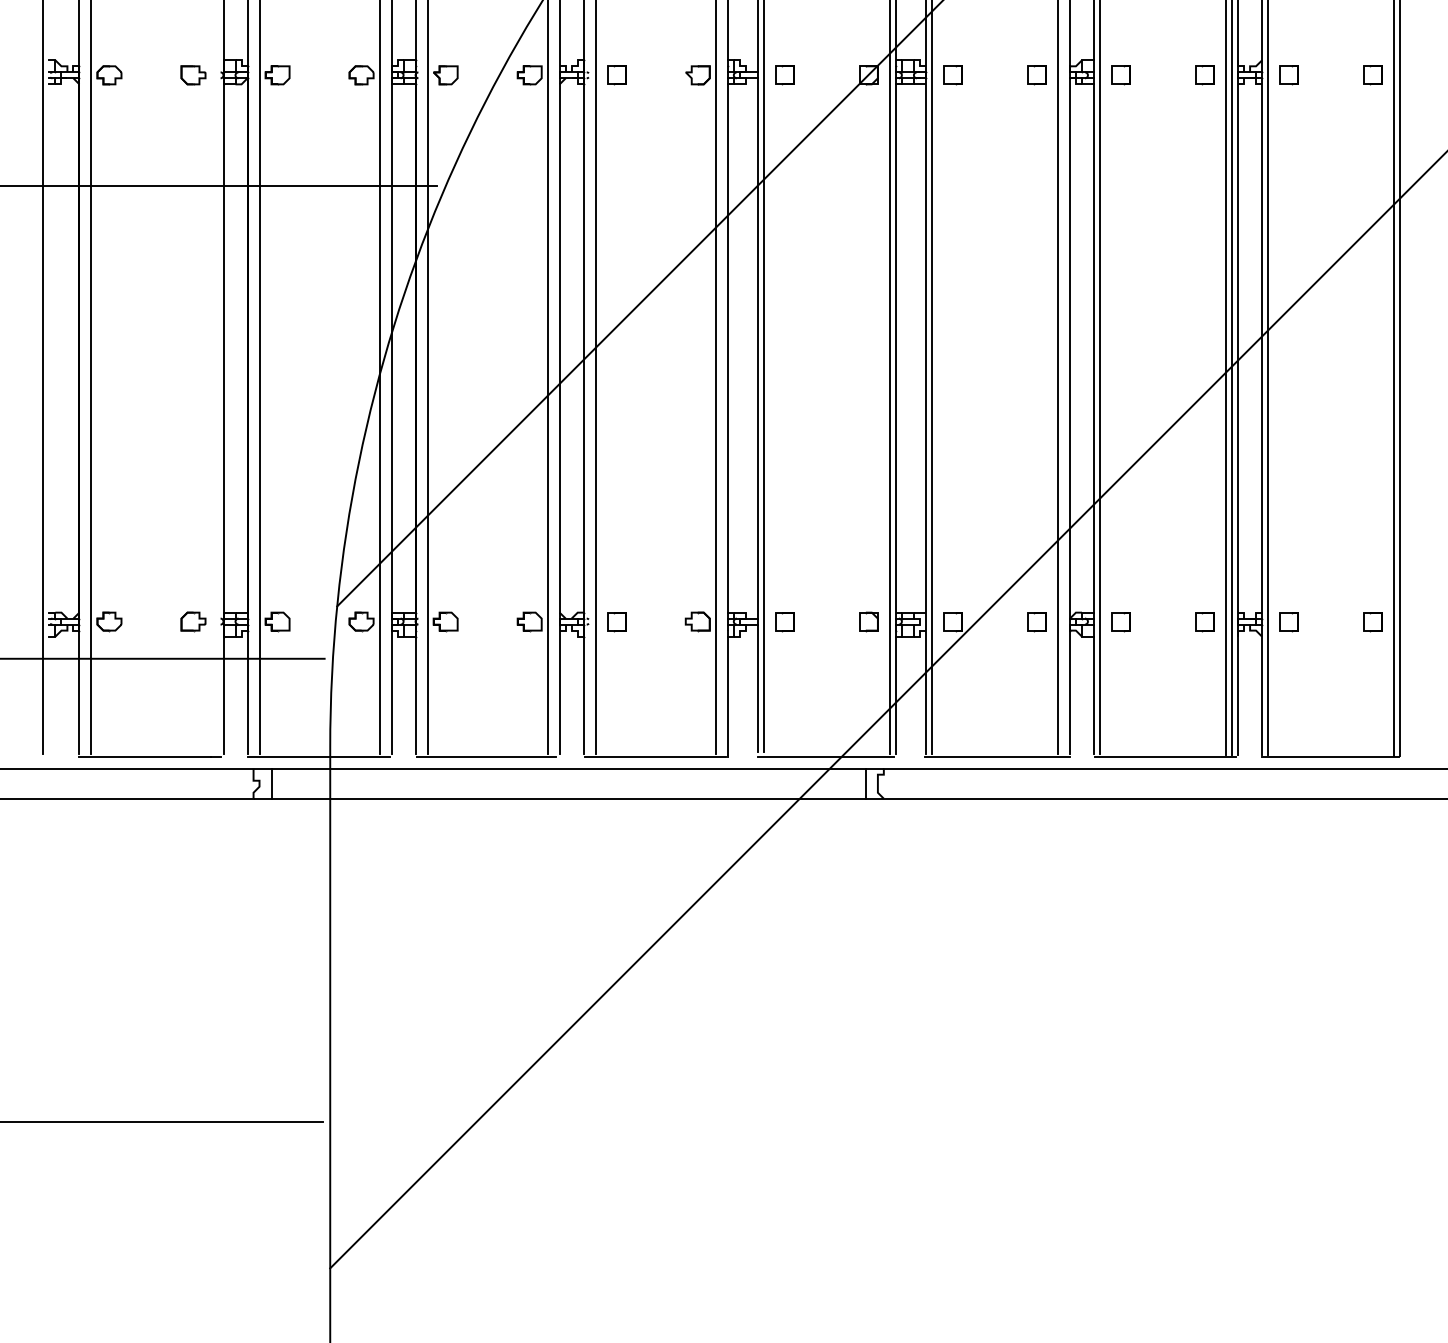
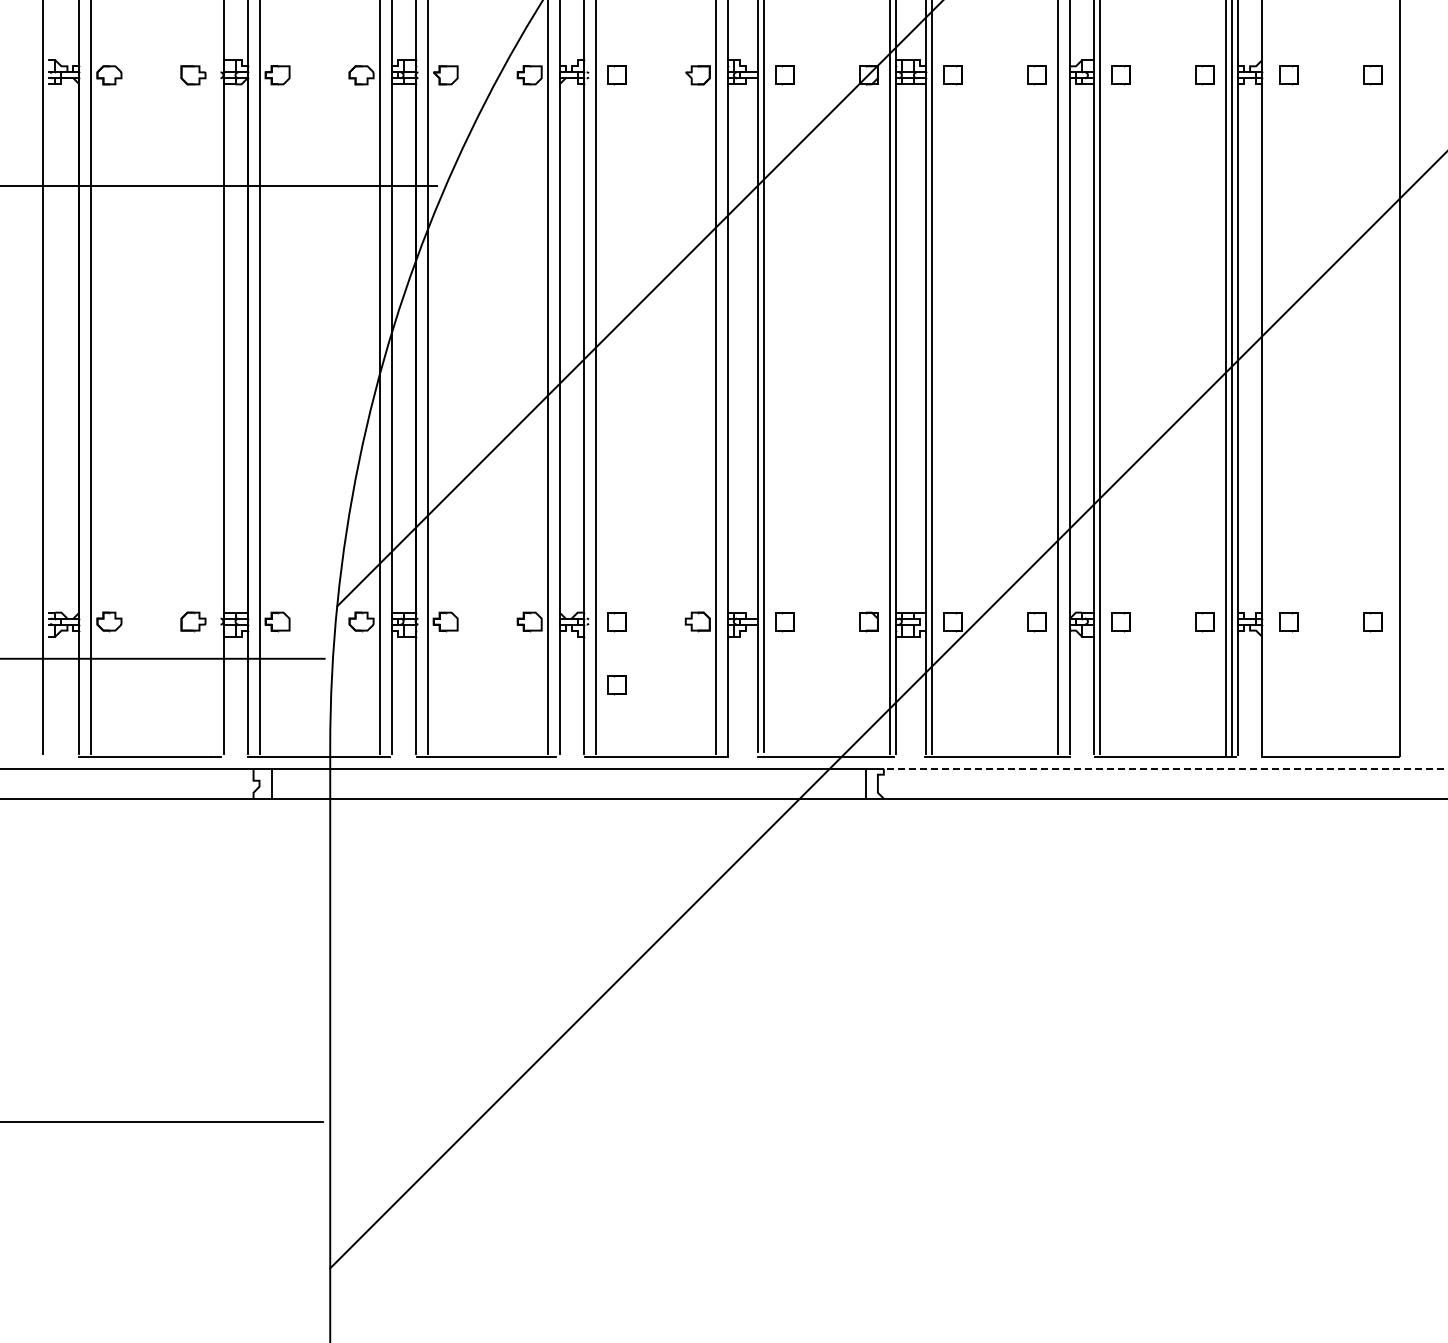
line: present -> none (1268, 378)
line: present -> none (1394, 379)
part: none -> present (616, 685)
line: solid -> dashed (1165, 768)
